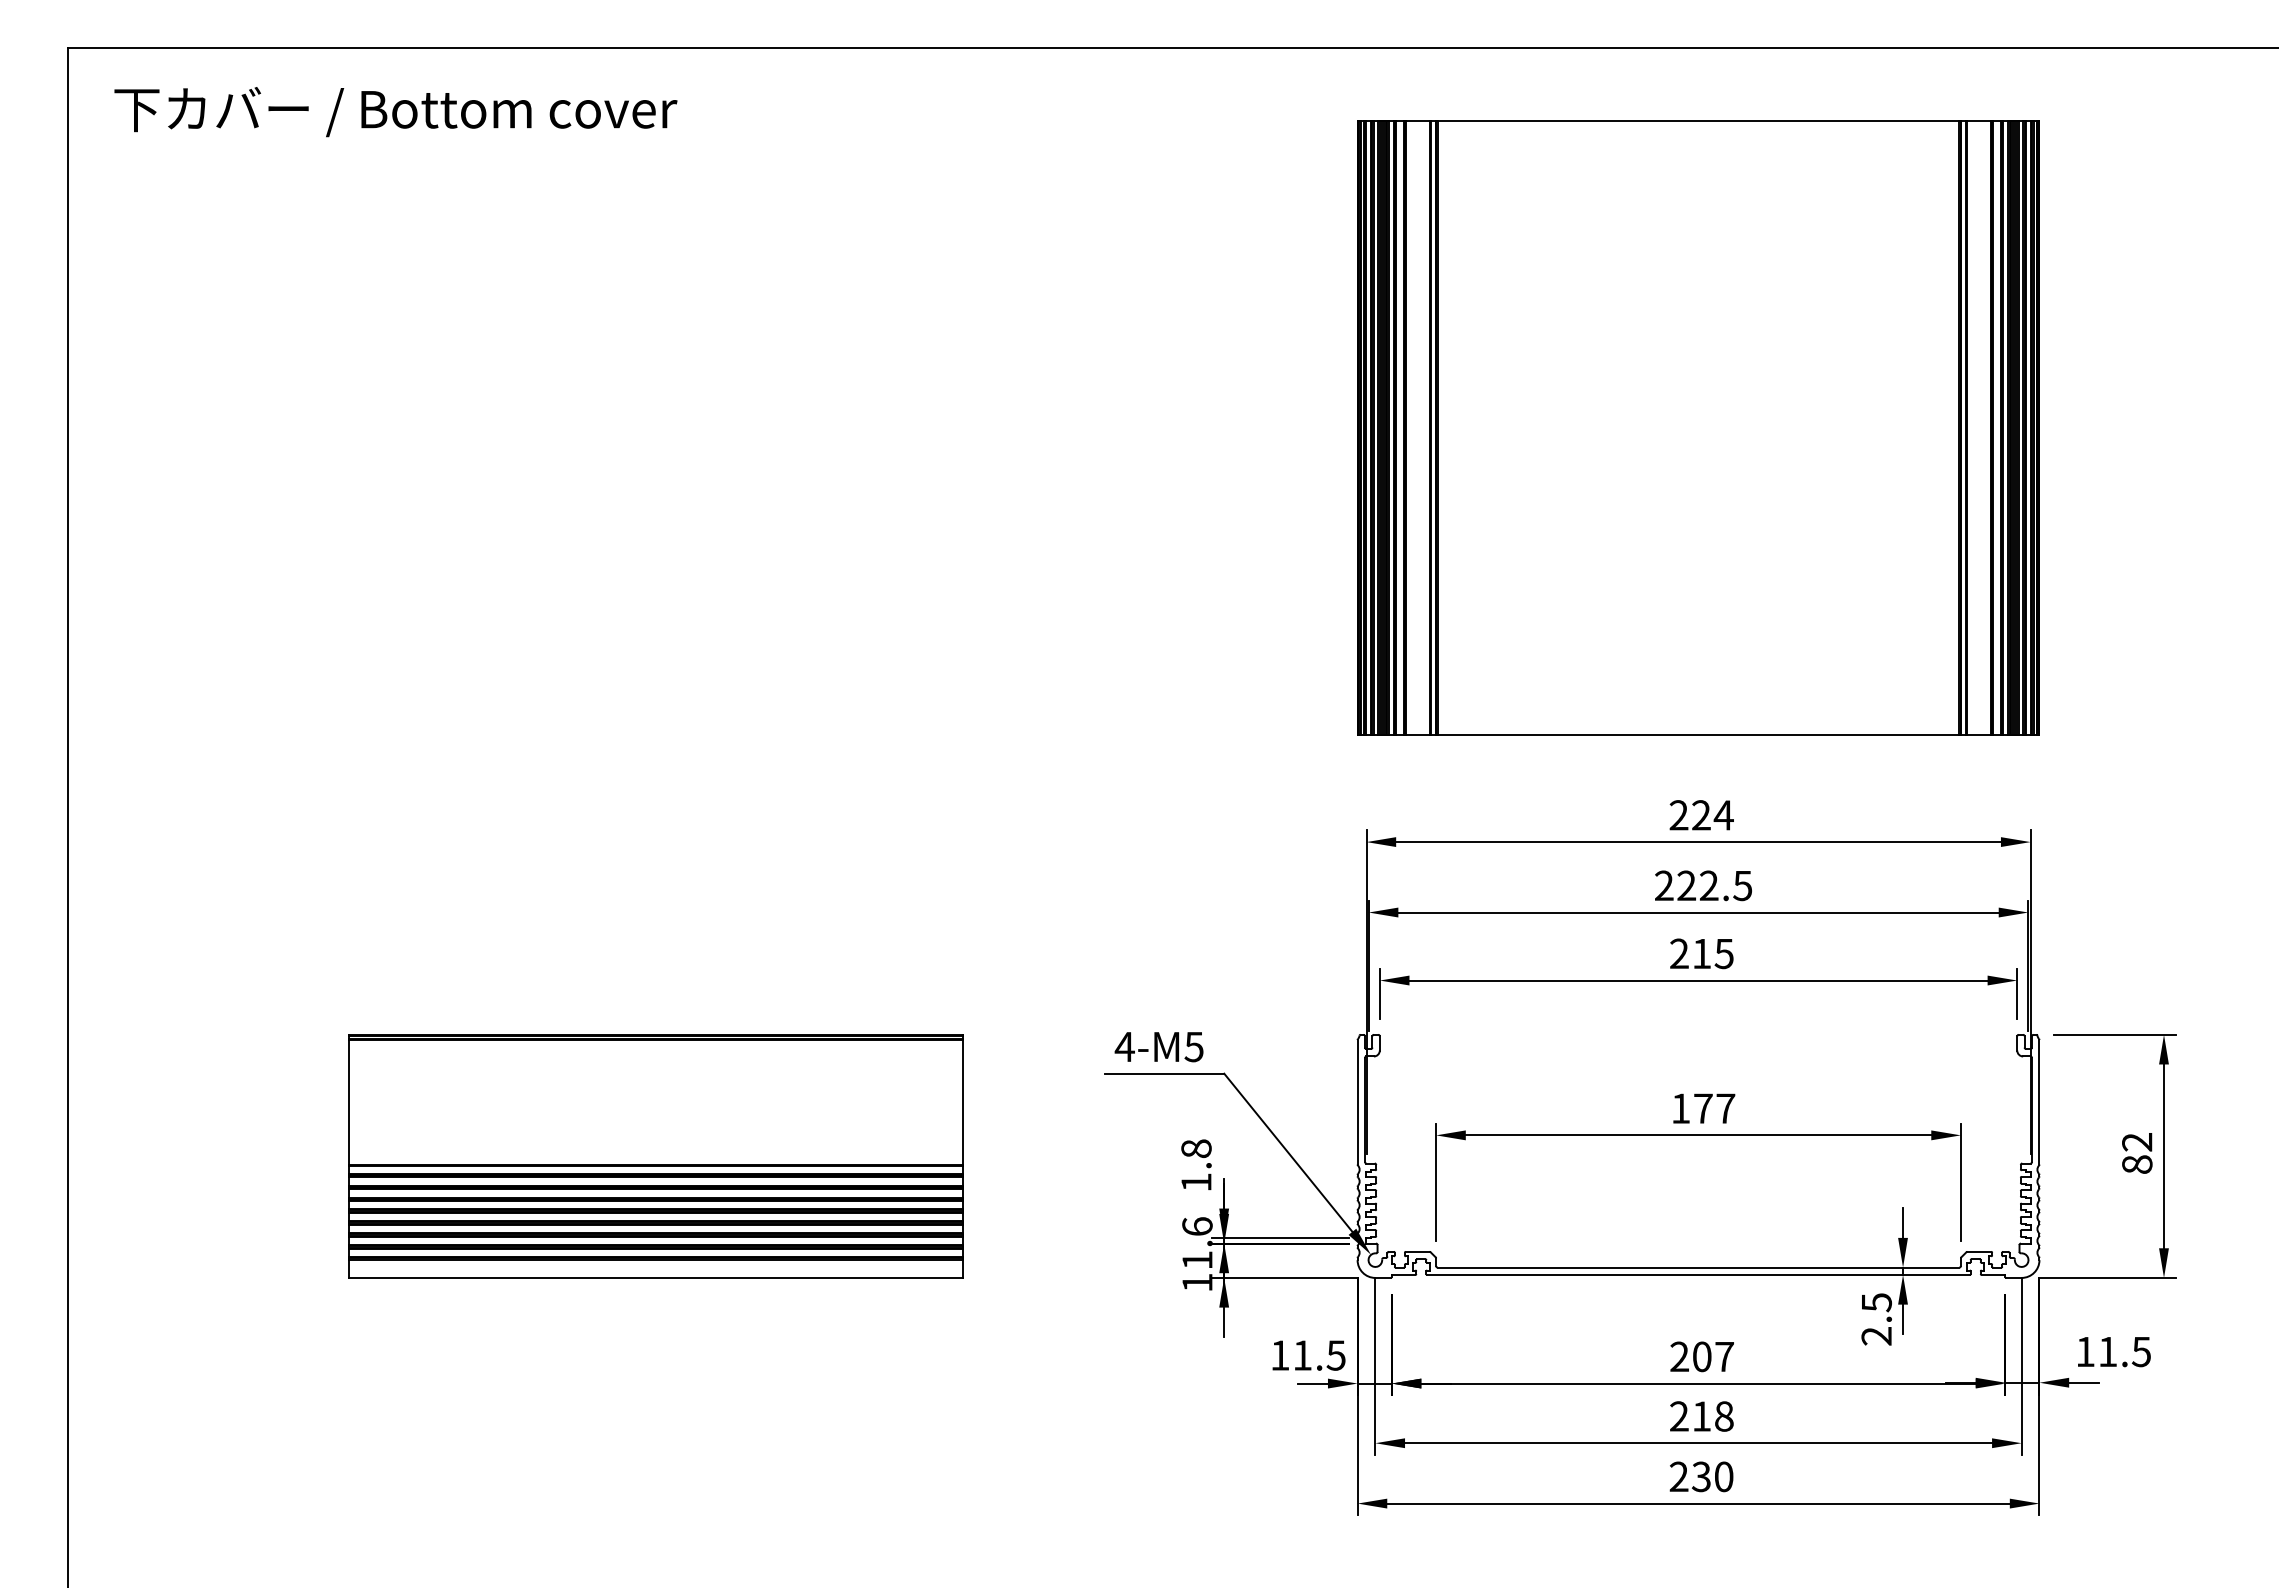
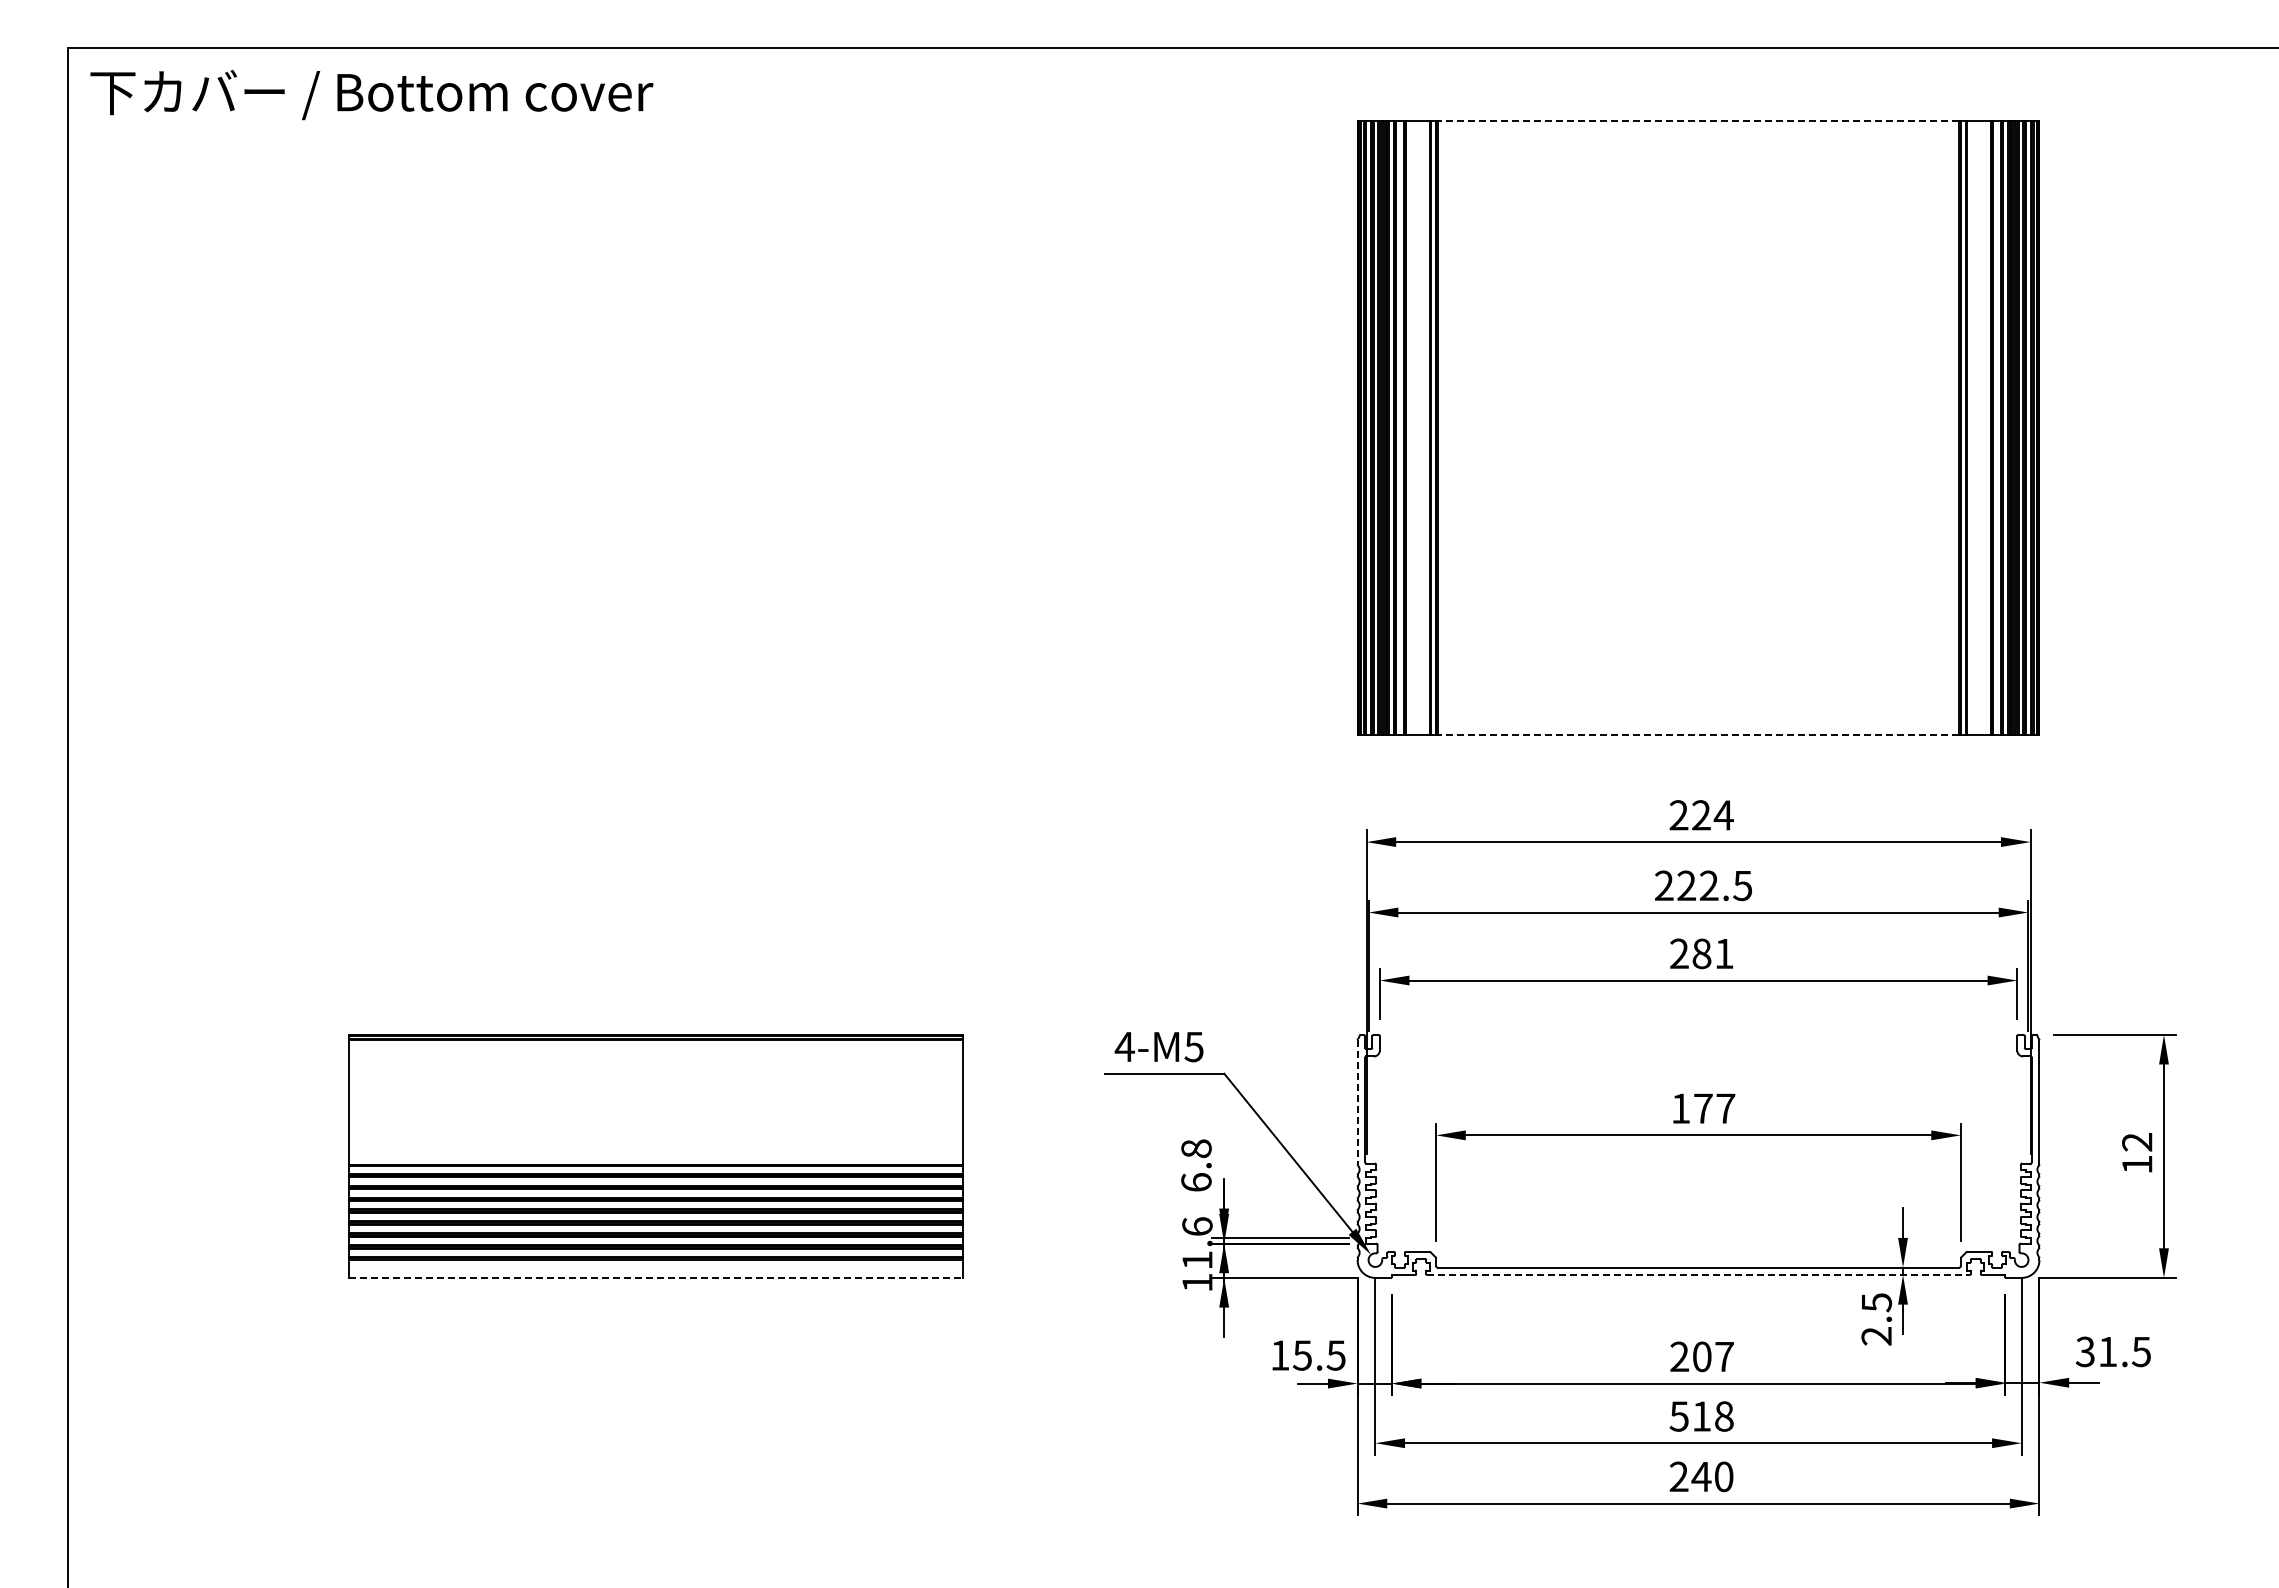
text position: (395, 112) -> (371, 95) (371, 95)
line: solid -> dashed (1698, 121)
line: solid -> dashed (1698, 734)
text: 215 -> 281 (1712, 953)
line: solid -> dashed (1357, 1102)
text: 82 -> 12 (2137, 1164)
text: 1.8 -> 6.8 (1196, 1182)
line: solid -> dashed (1699, 1274)
line: solid -> dashed (656, 1277)
text: 11.5 -> 31.5 (2084, 1351)
text: 11.5 -> 15.5 (1302, 1355)
text: 218 -> 518 (1678, 1416)
text: 230 -> 240 (1701, 1476)
